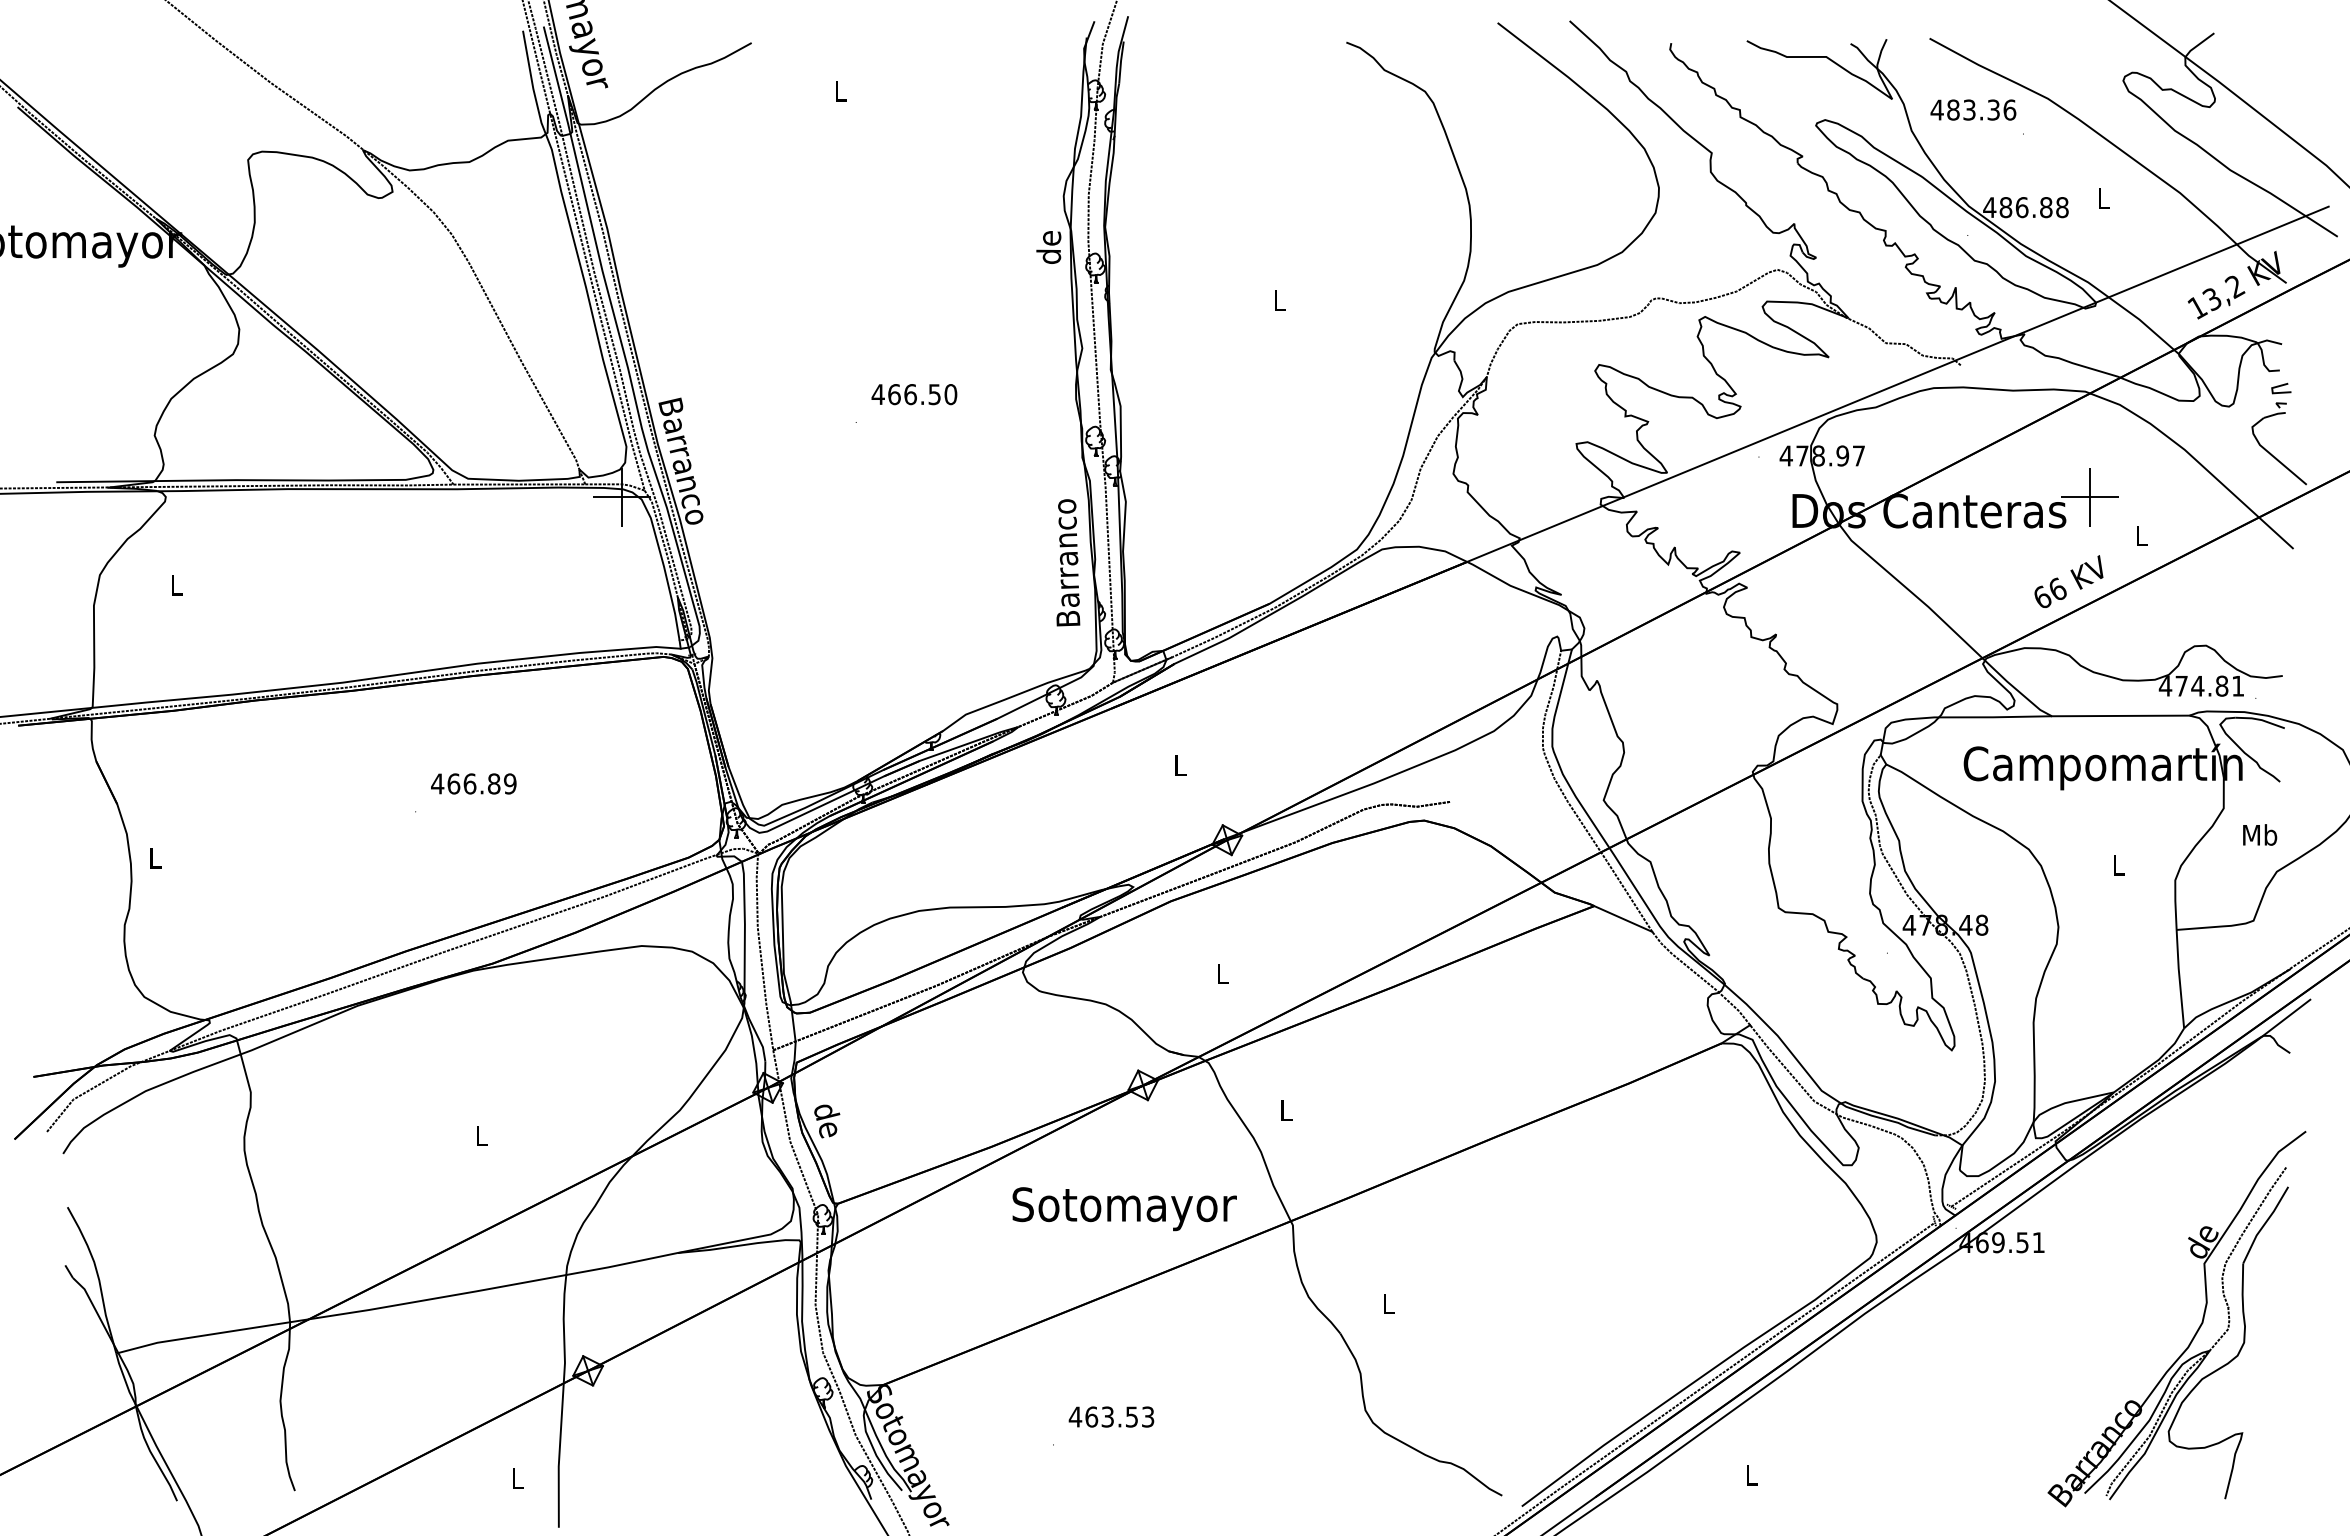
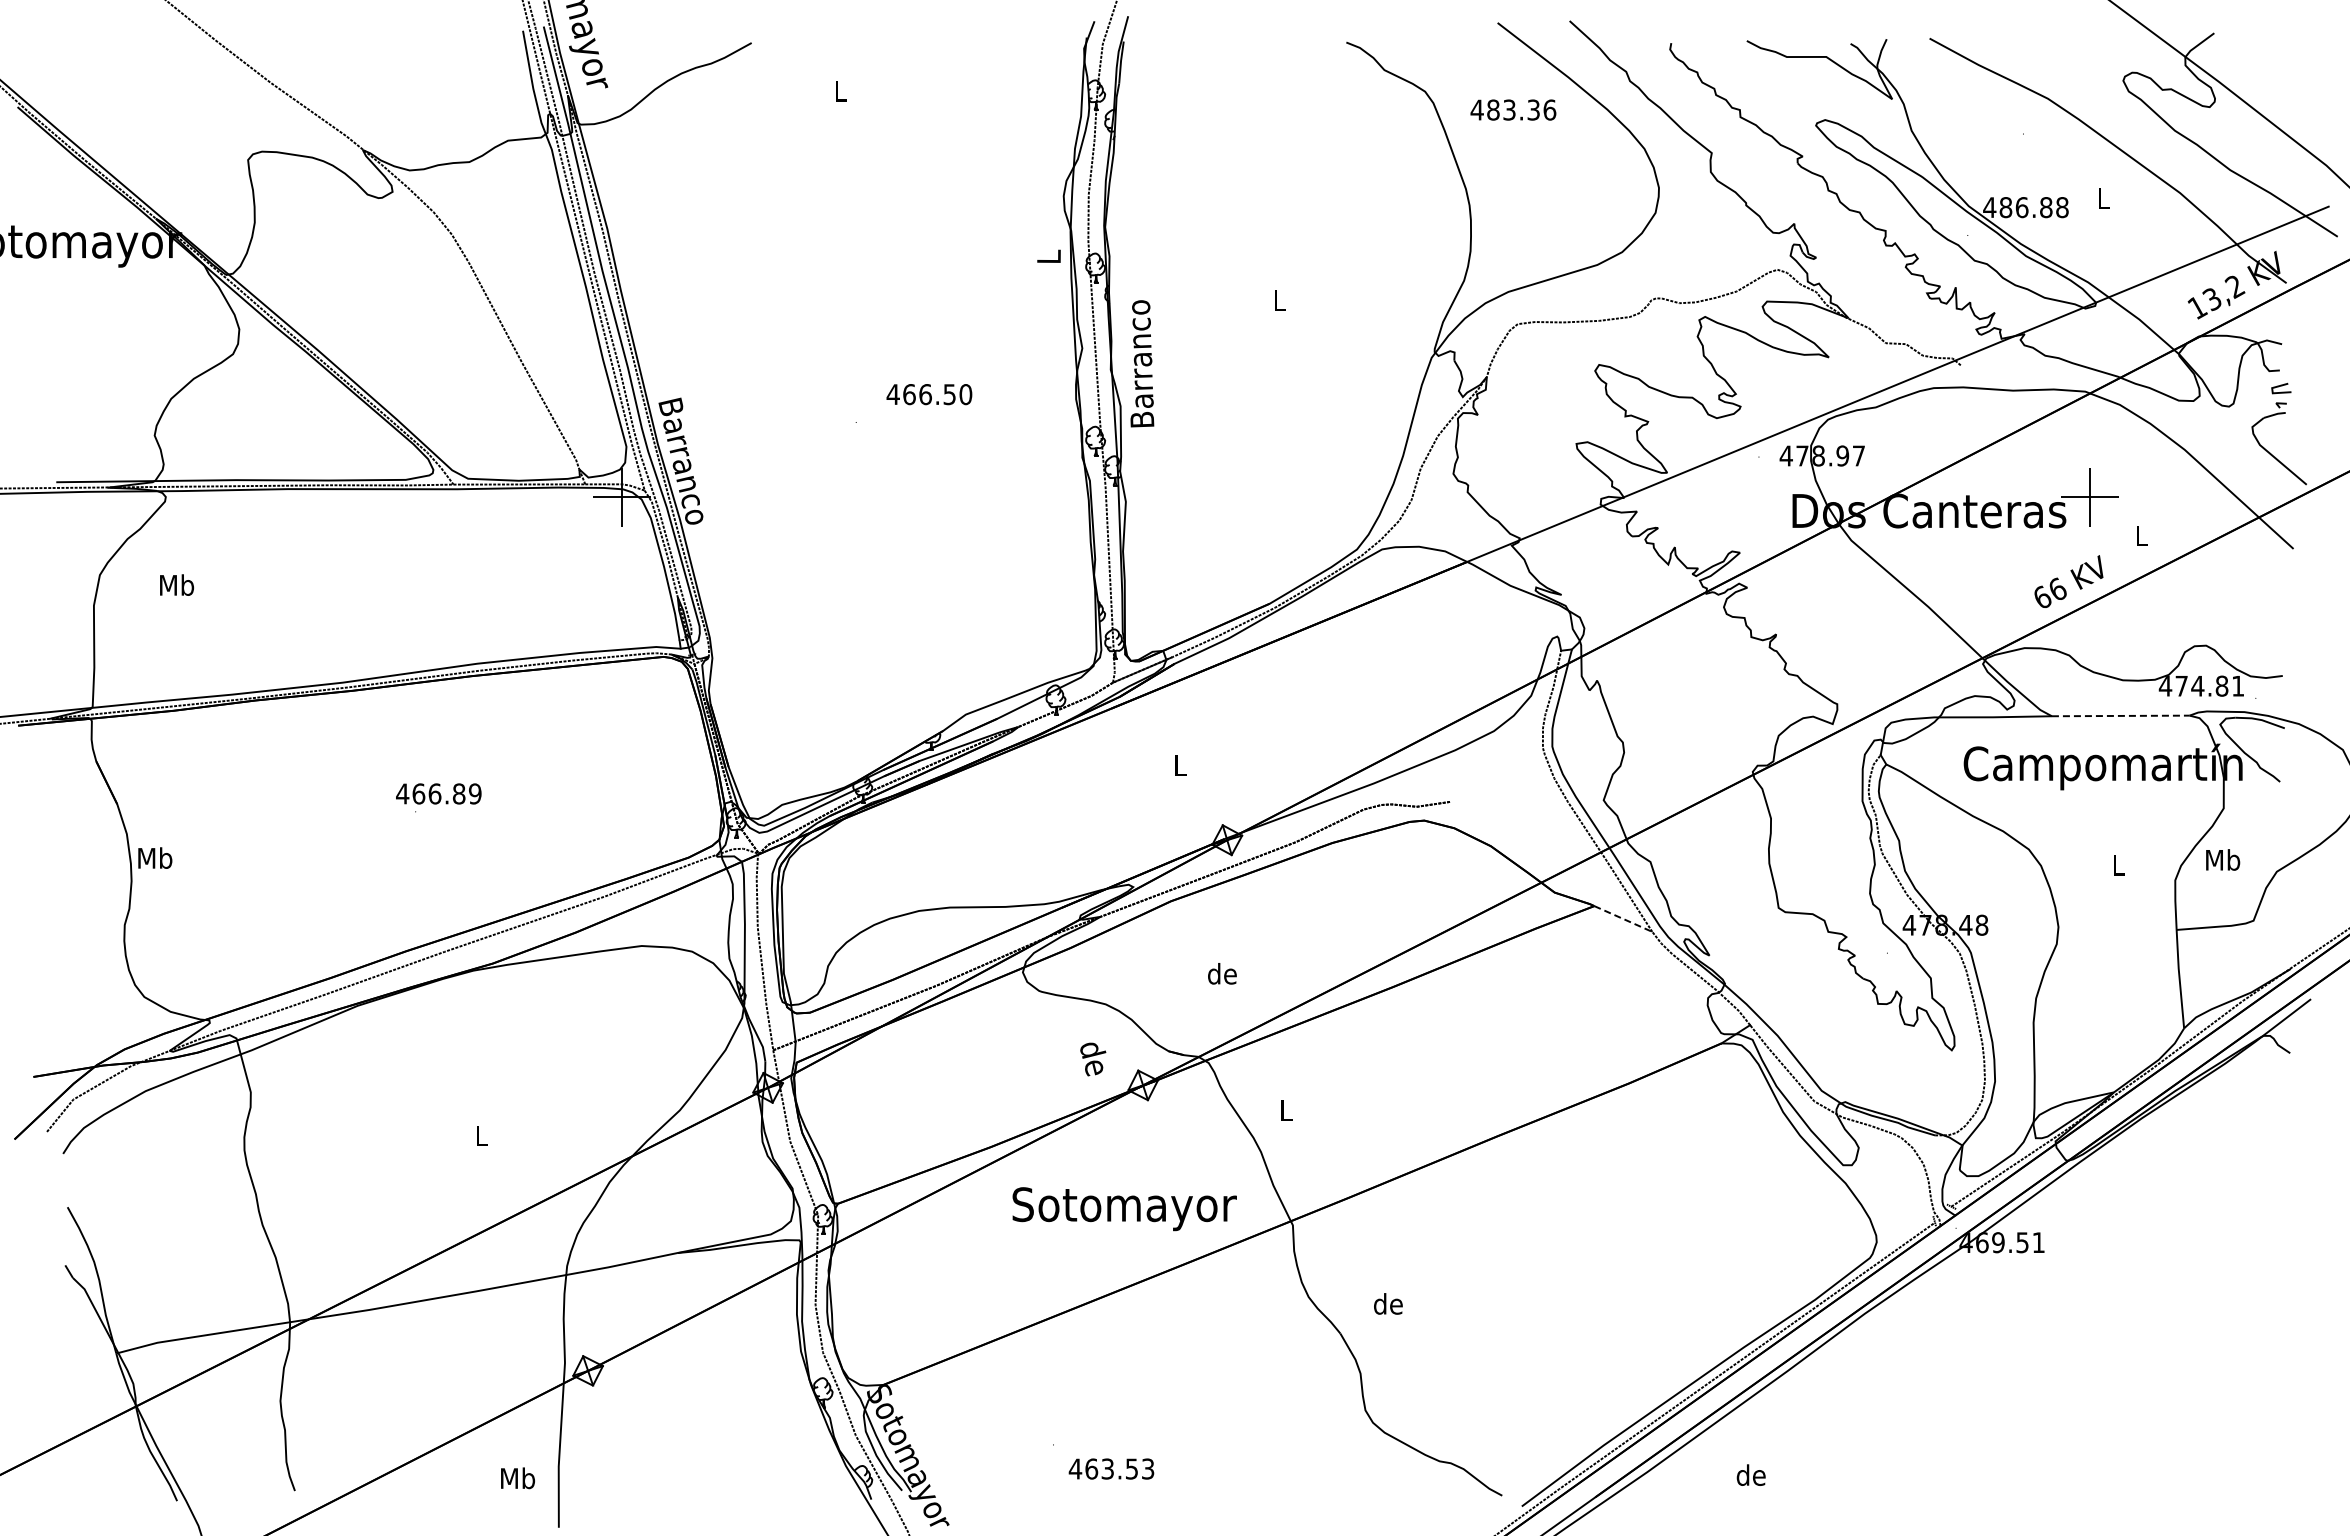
text position: (1973, 109) -> (1513, 109) (1513, 109)
text: de -> L (1048, 247)
text position: (914, 394) -> (929, 394) (929, 394)
text position: (1068, 562) -> (1142, 363) (1142, 363)
text: L -> Mb (177, 584)
line: solid -> dashed (2120, 715)
text position: (473, 783) -> (438, 793) (438, 793)
text position: (2260, 834) -> (2223, 859) (2223, 859)
text: L -> Mb (155, 857)
line: solid -> dashed (1623, 918)
text: L -> de (1222, 973)
text position: (827, 1121) -> (1093, 1059) (1093, 1059)
text: L -> de (1388, 1303)
part: present -> none (2196, 1330)
text position: (1111, 1416) -> (1111, 1468) (1111, 1468)
text: L -> de (1750, 1474)
text: L -> Mb (518, 1478)
